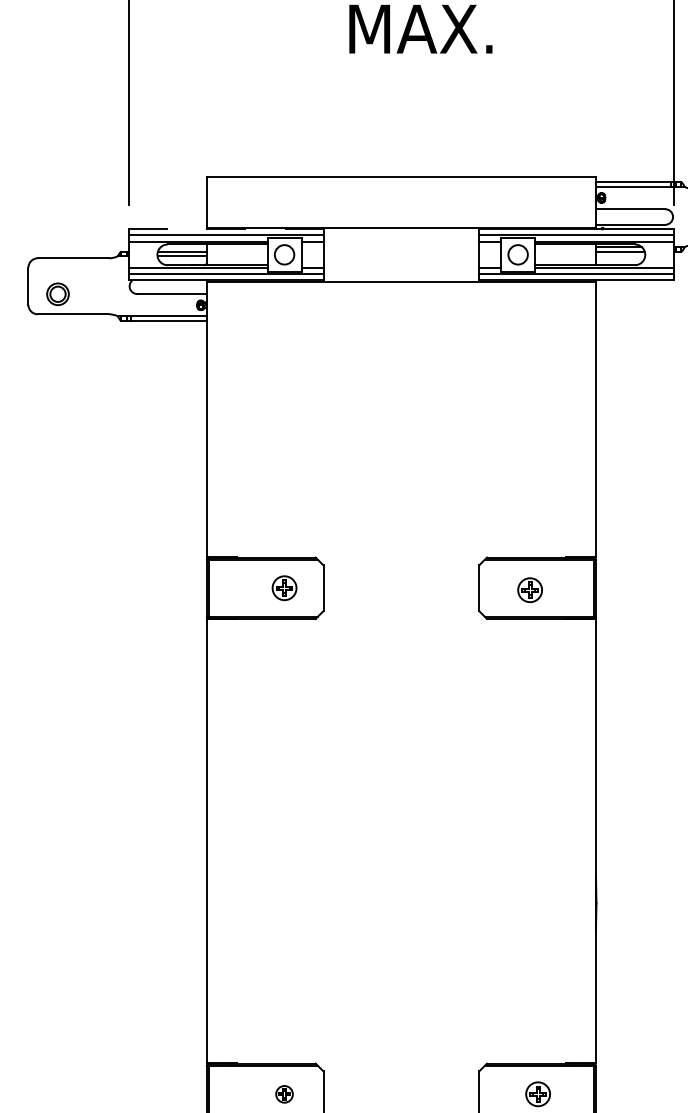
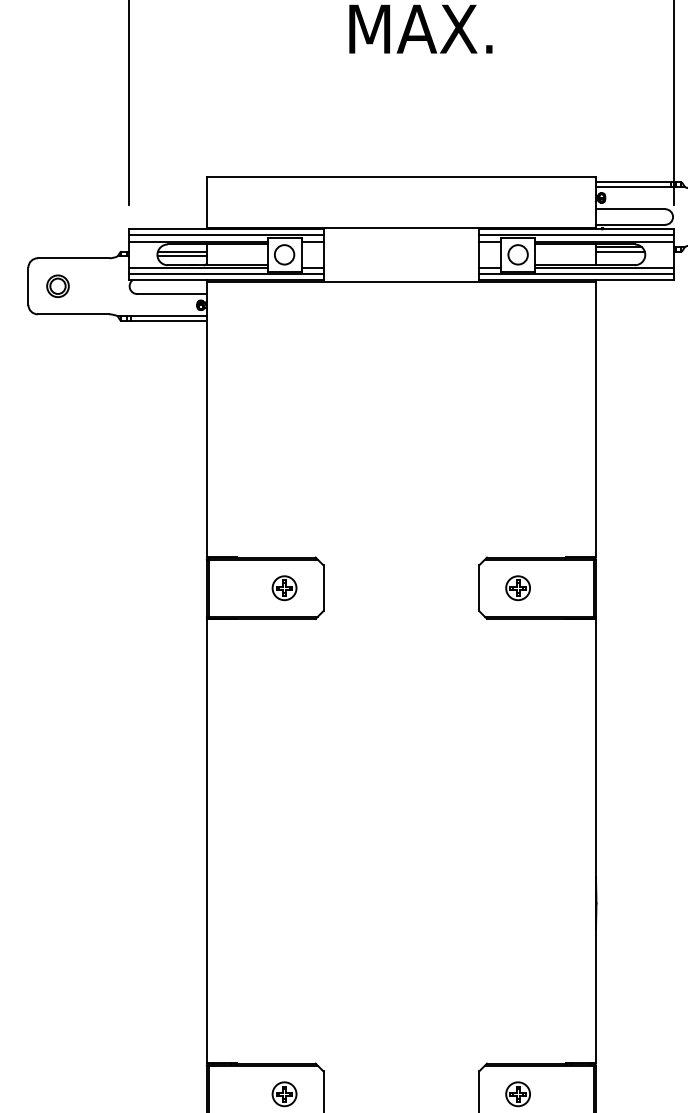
line: dashed -> solid (225, 229)
part position: (57, 293) -> (57, 285) (57, 285)
part position: (529, 590) -> (517, 588) (517, 588)
part size: 19x19 px -> 27x27 px (284, 1094)
part position: (537, 1094) -> (517, 1094) (517, 1094)
